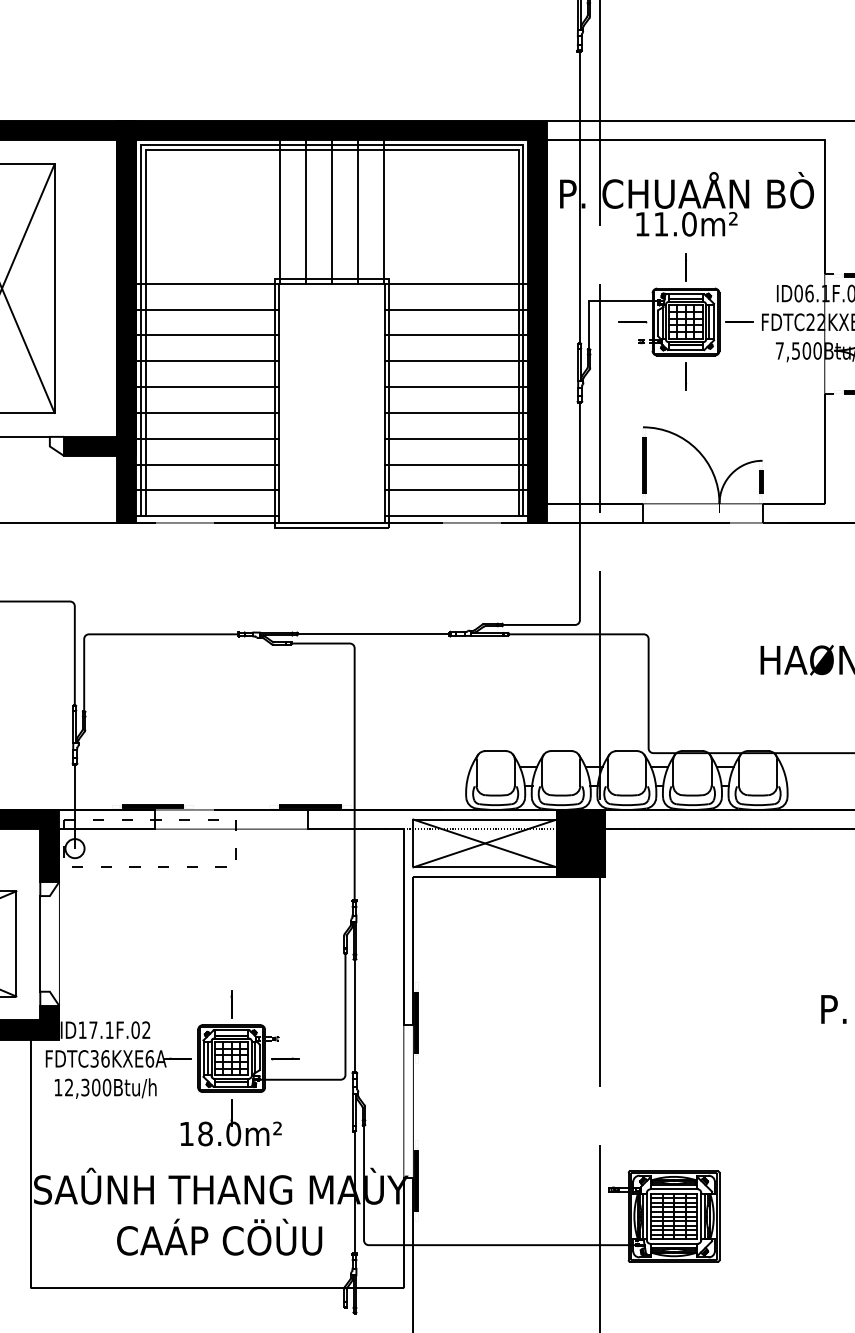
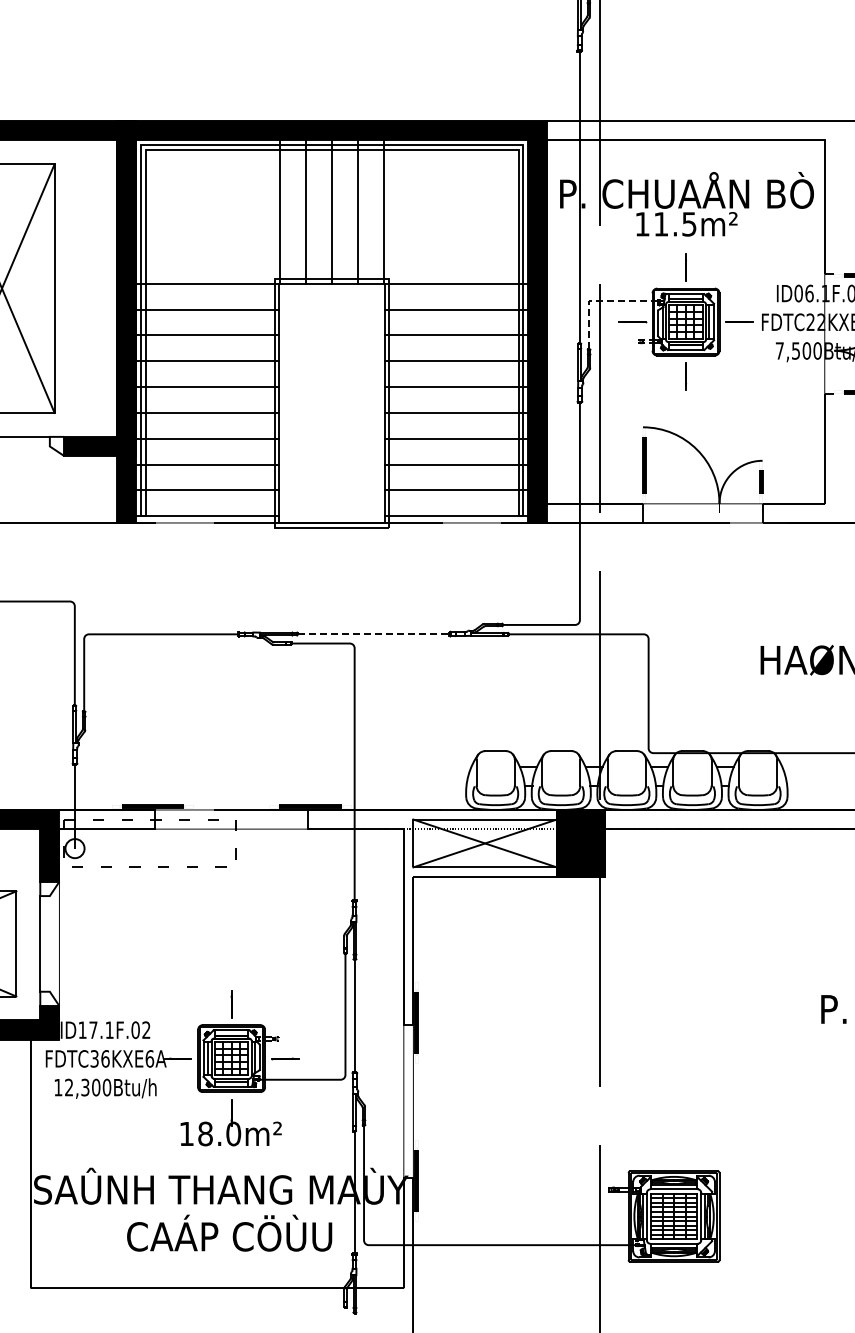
text: 11.0m² -> 11.5m² (689, 224)
line: solid -> dashed (598, 300)
line: solid -> dashed (374, 634)
text position: (219, 1236) -> (229, 1232) (229, 1232)
